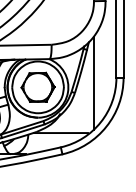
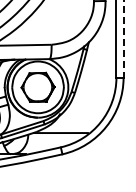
line: solid -> dashed (123, 39)
line: present -> none (93, 82)
